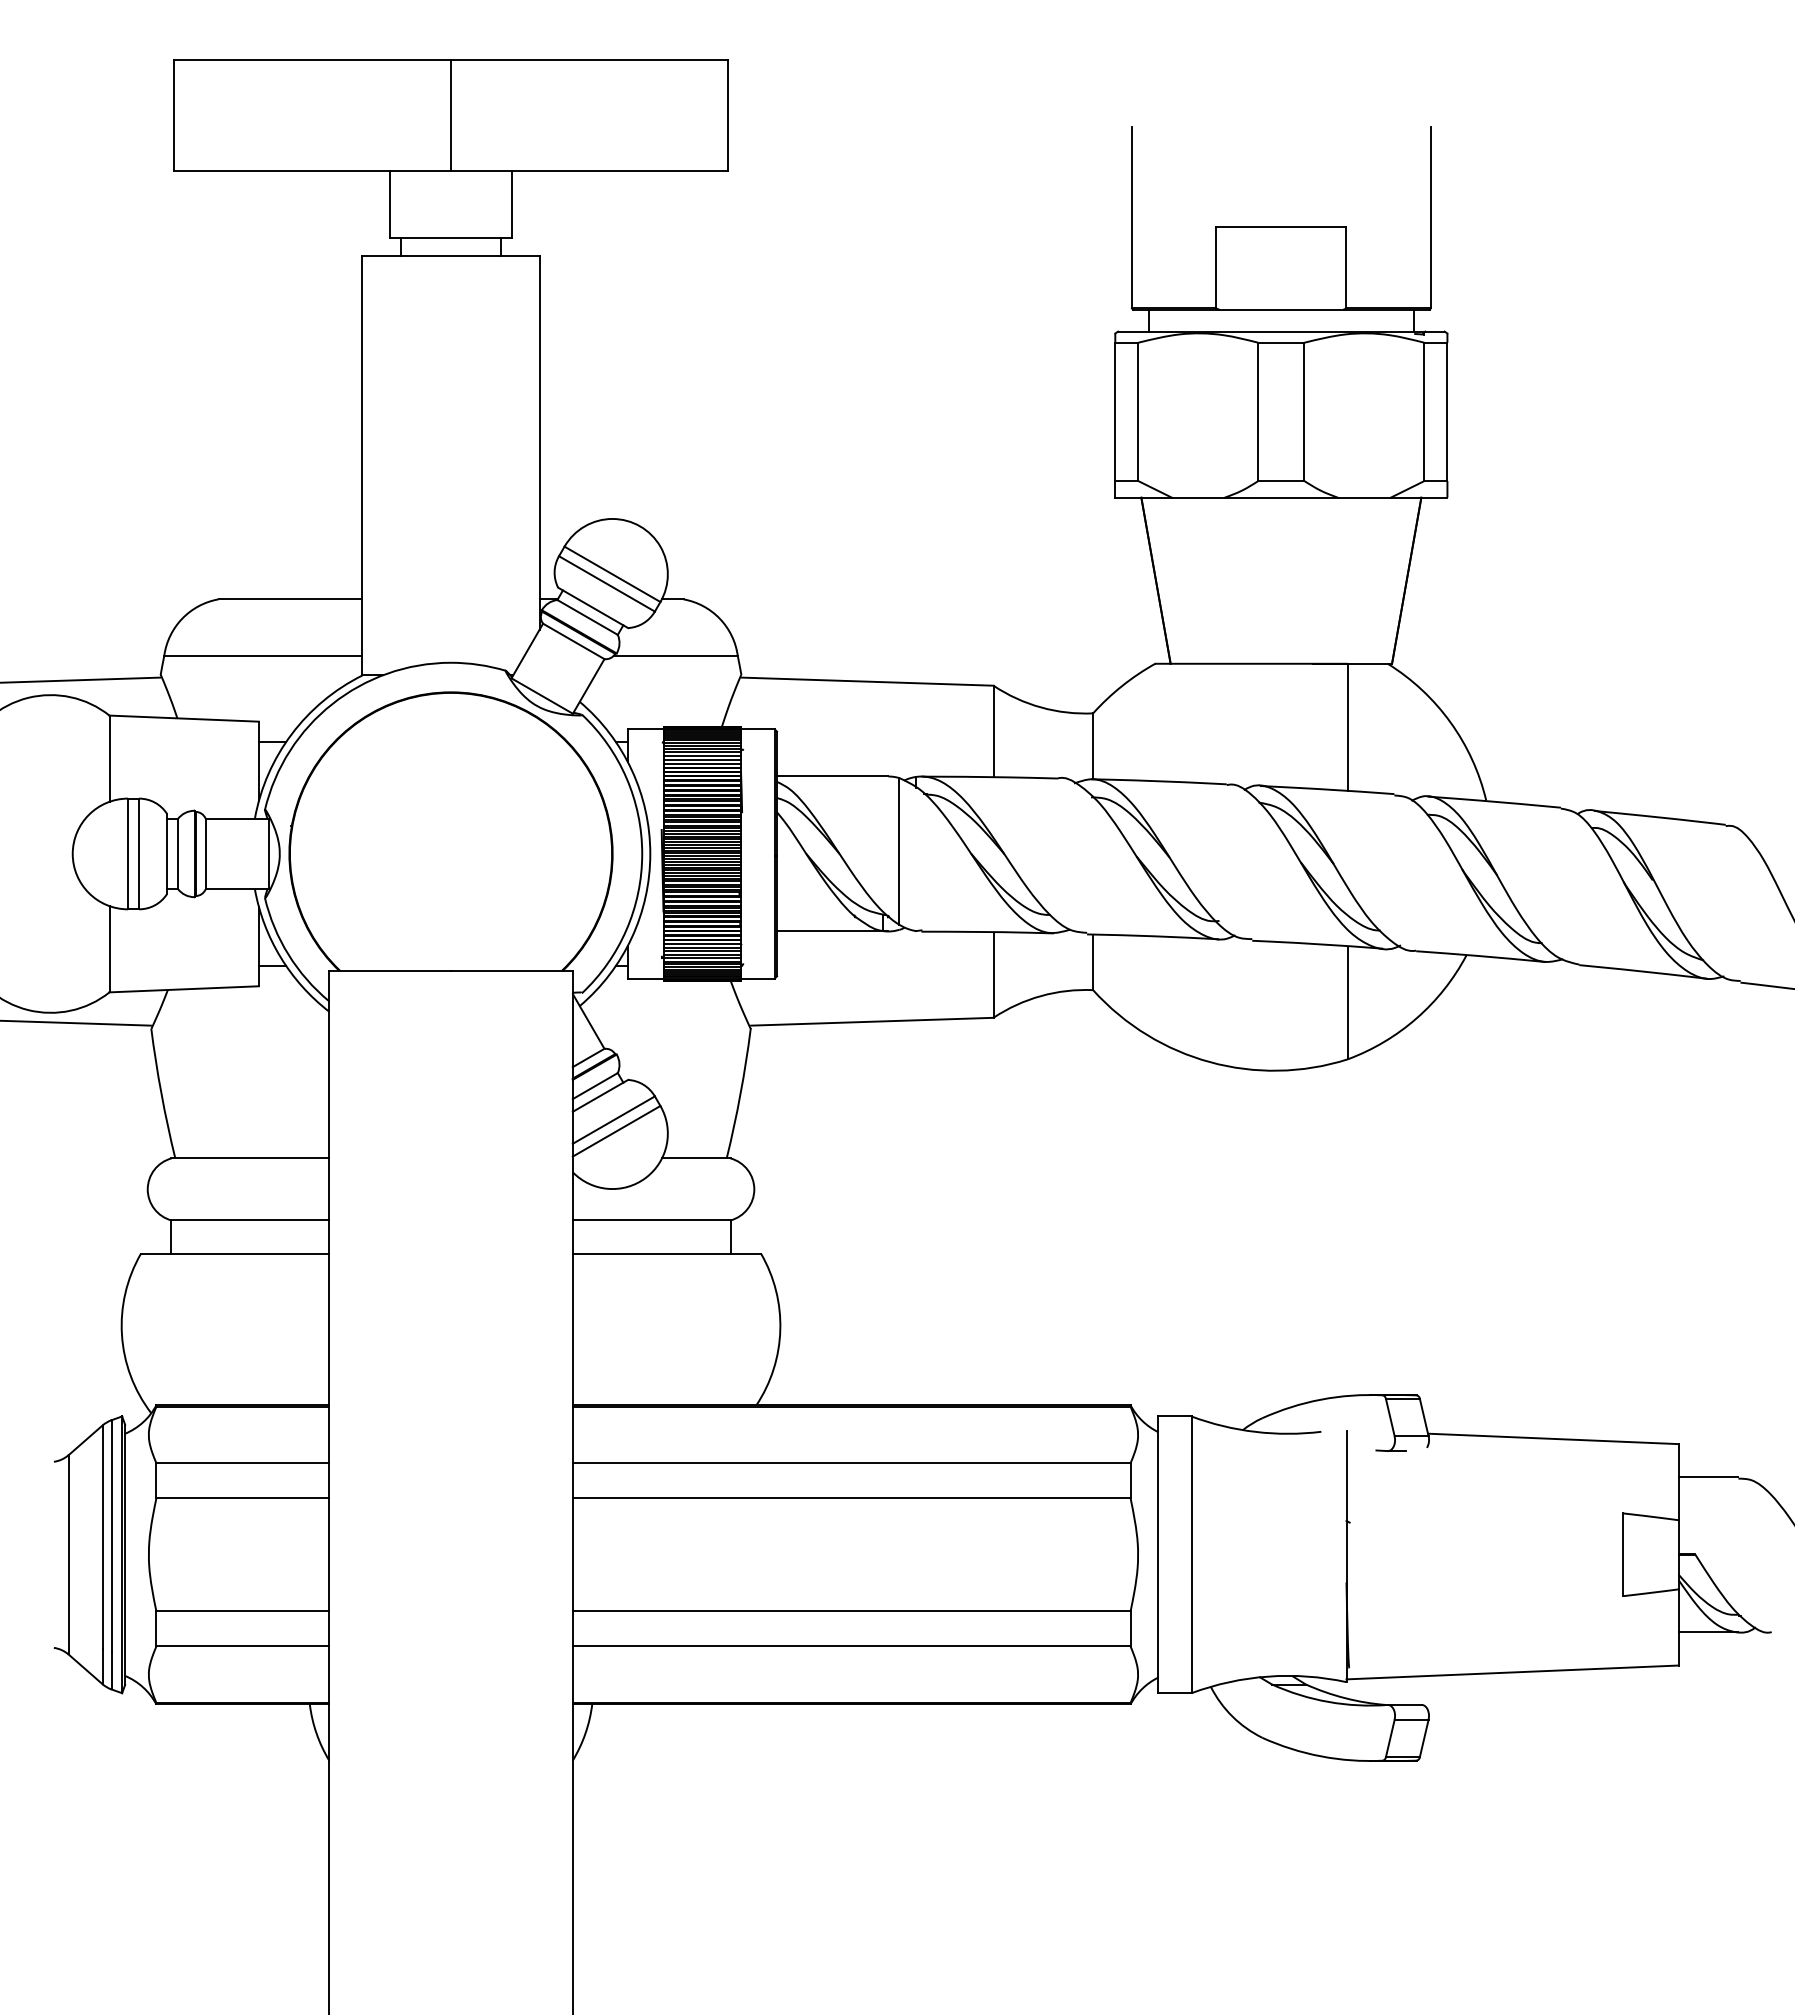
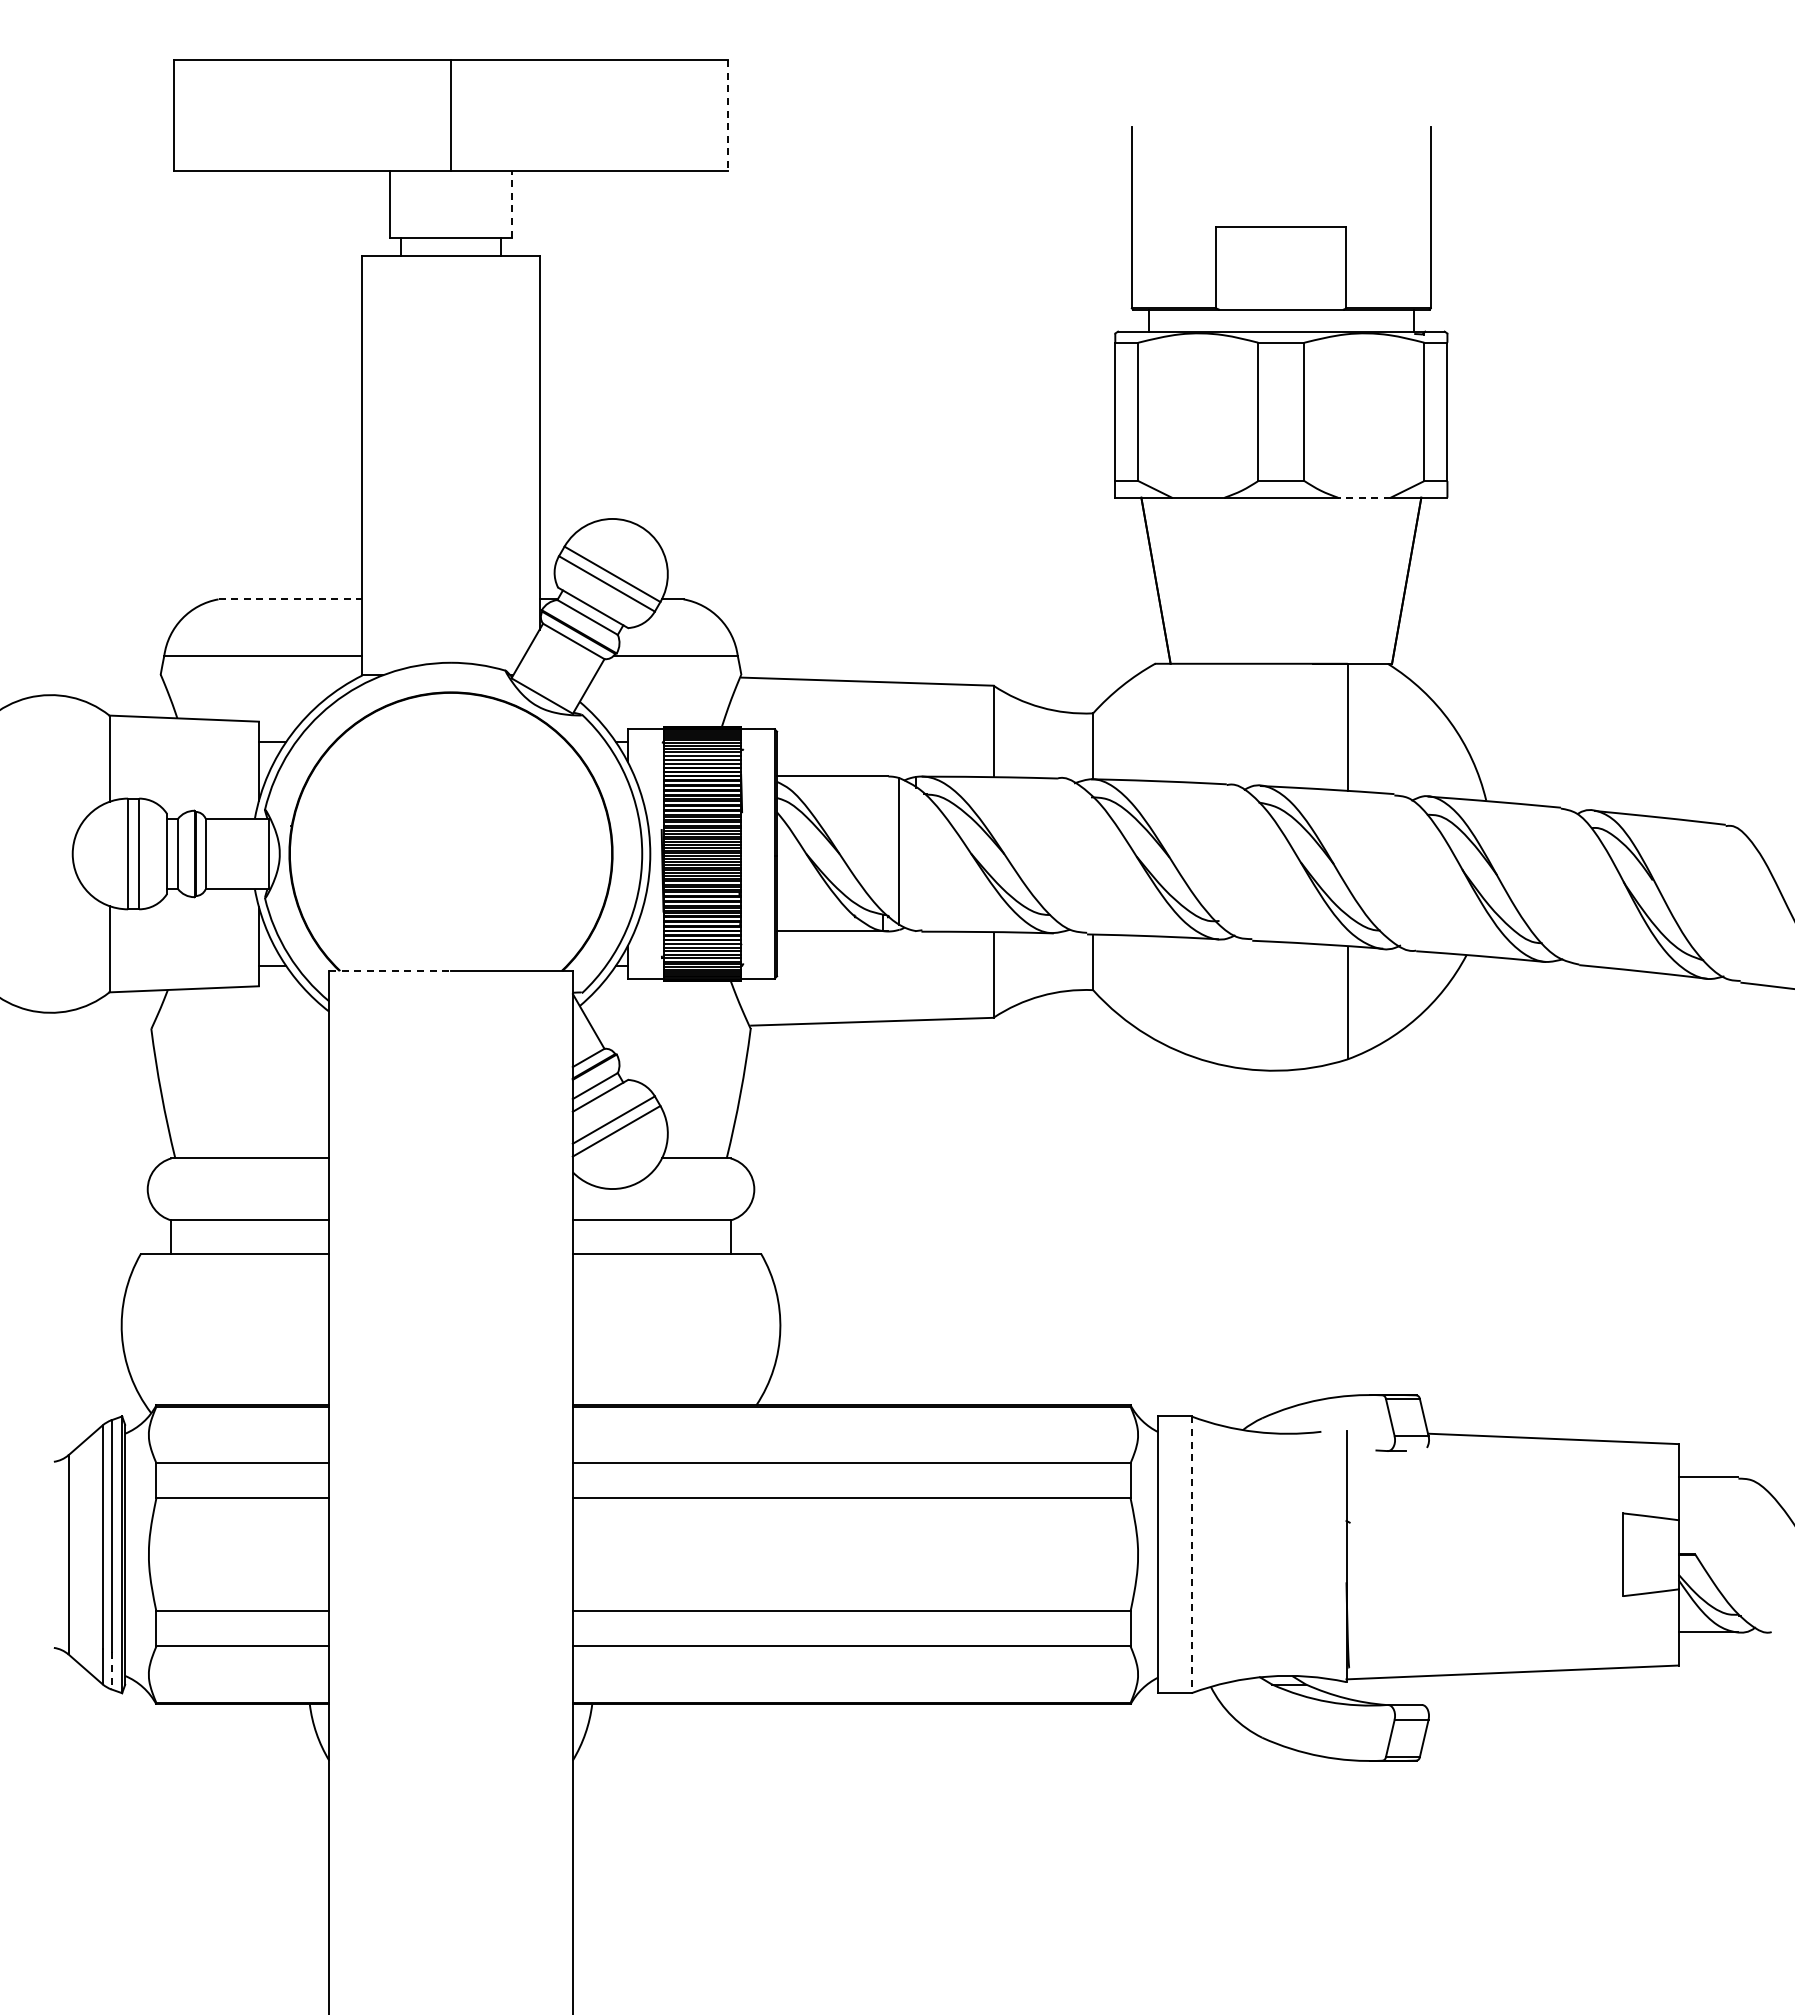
line: solid -> dashed (727, 116)
line: solid -> dashed (511, 203)
line: solid -> dashed (1363, 497)
line: solid -> dashed (290, 599)
line: present -> none (81, 679)
line: solid -> dashed (390, 971)
line: present -> none (76, 1022)
line: solid -> dashed (1191, 1555)
line: solid -> dashed (111, 1671)
